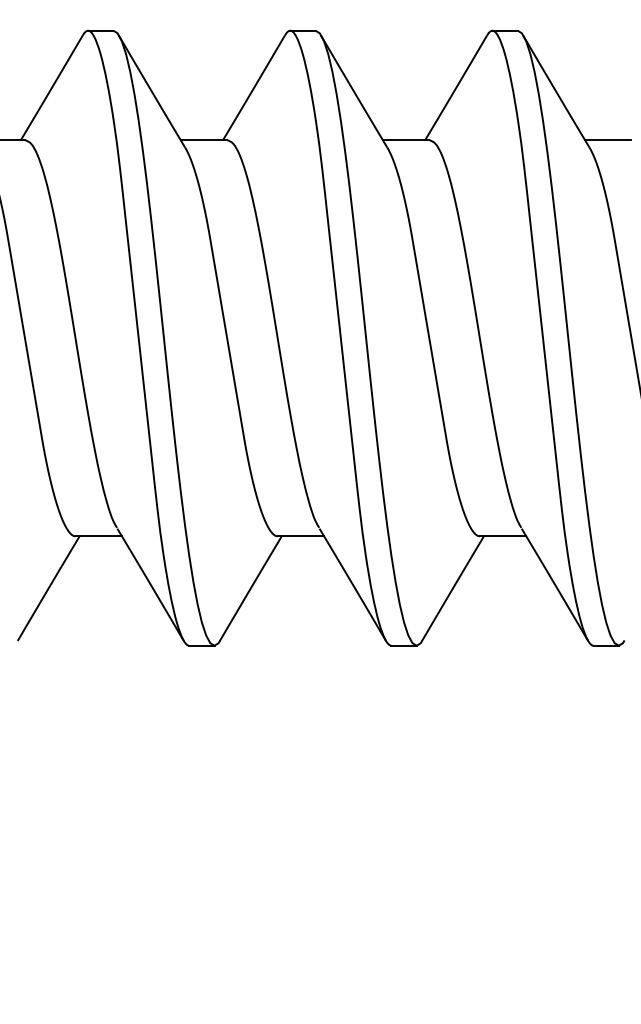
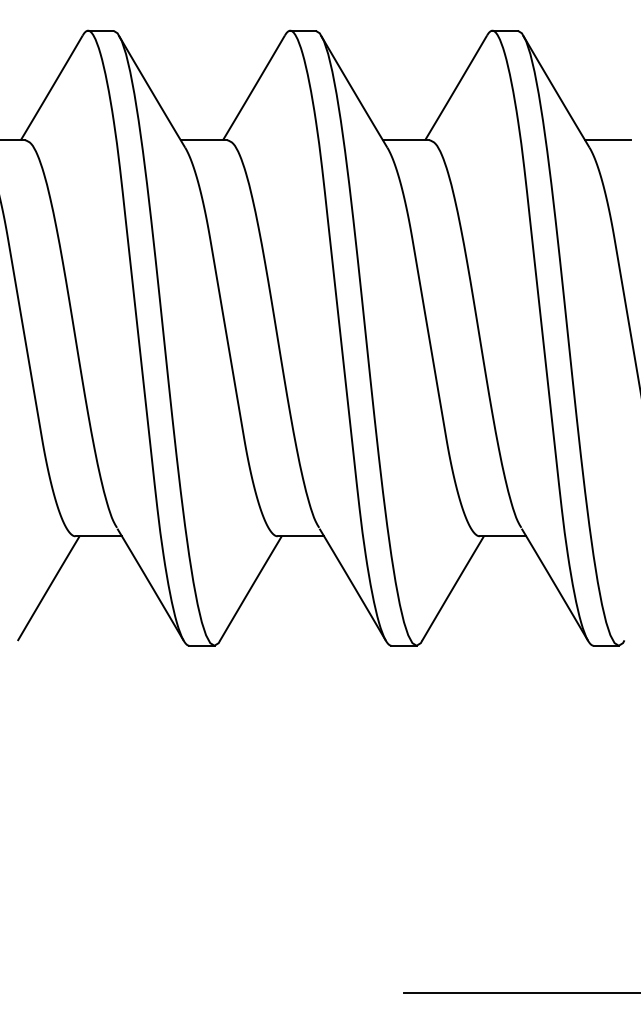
line: none -> present (520, 993)
